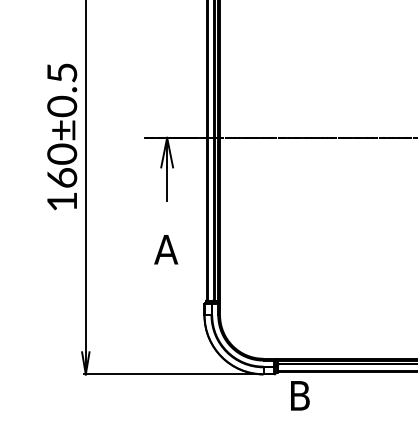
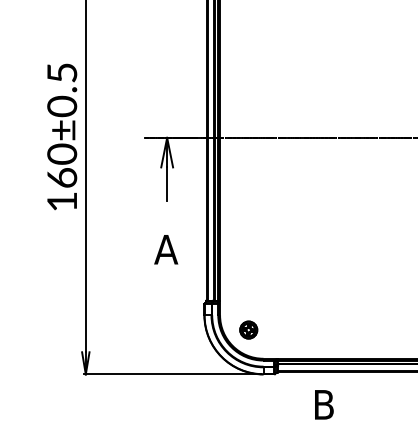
part: none -> present (248, 329)
text position: (300, 395) -> (324, 404) (324, 404)
